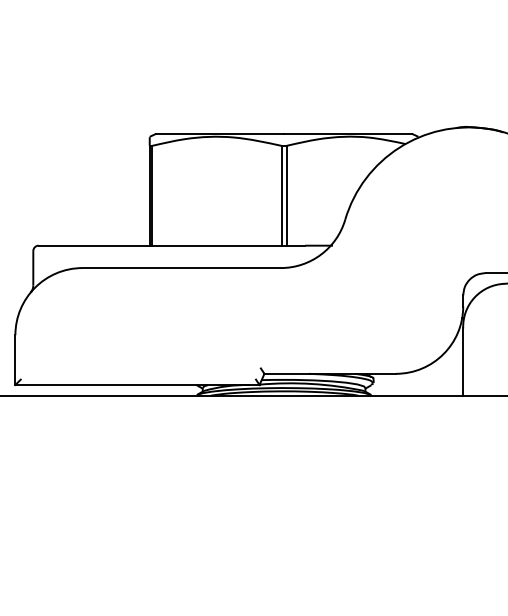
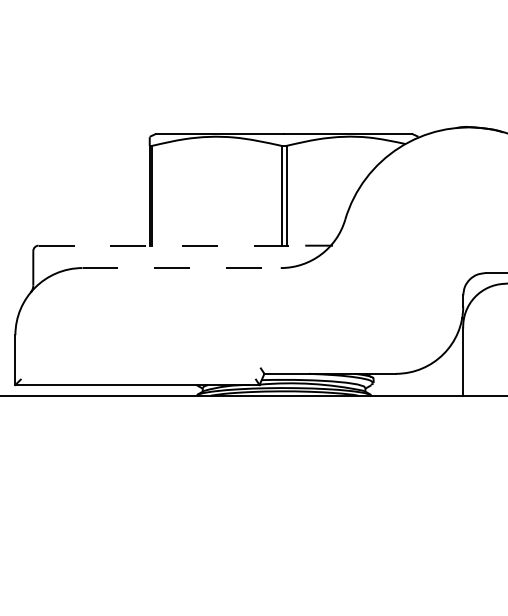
line: solid -> dashed (172, 245)
line: solid -> dashed (182, 268)
